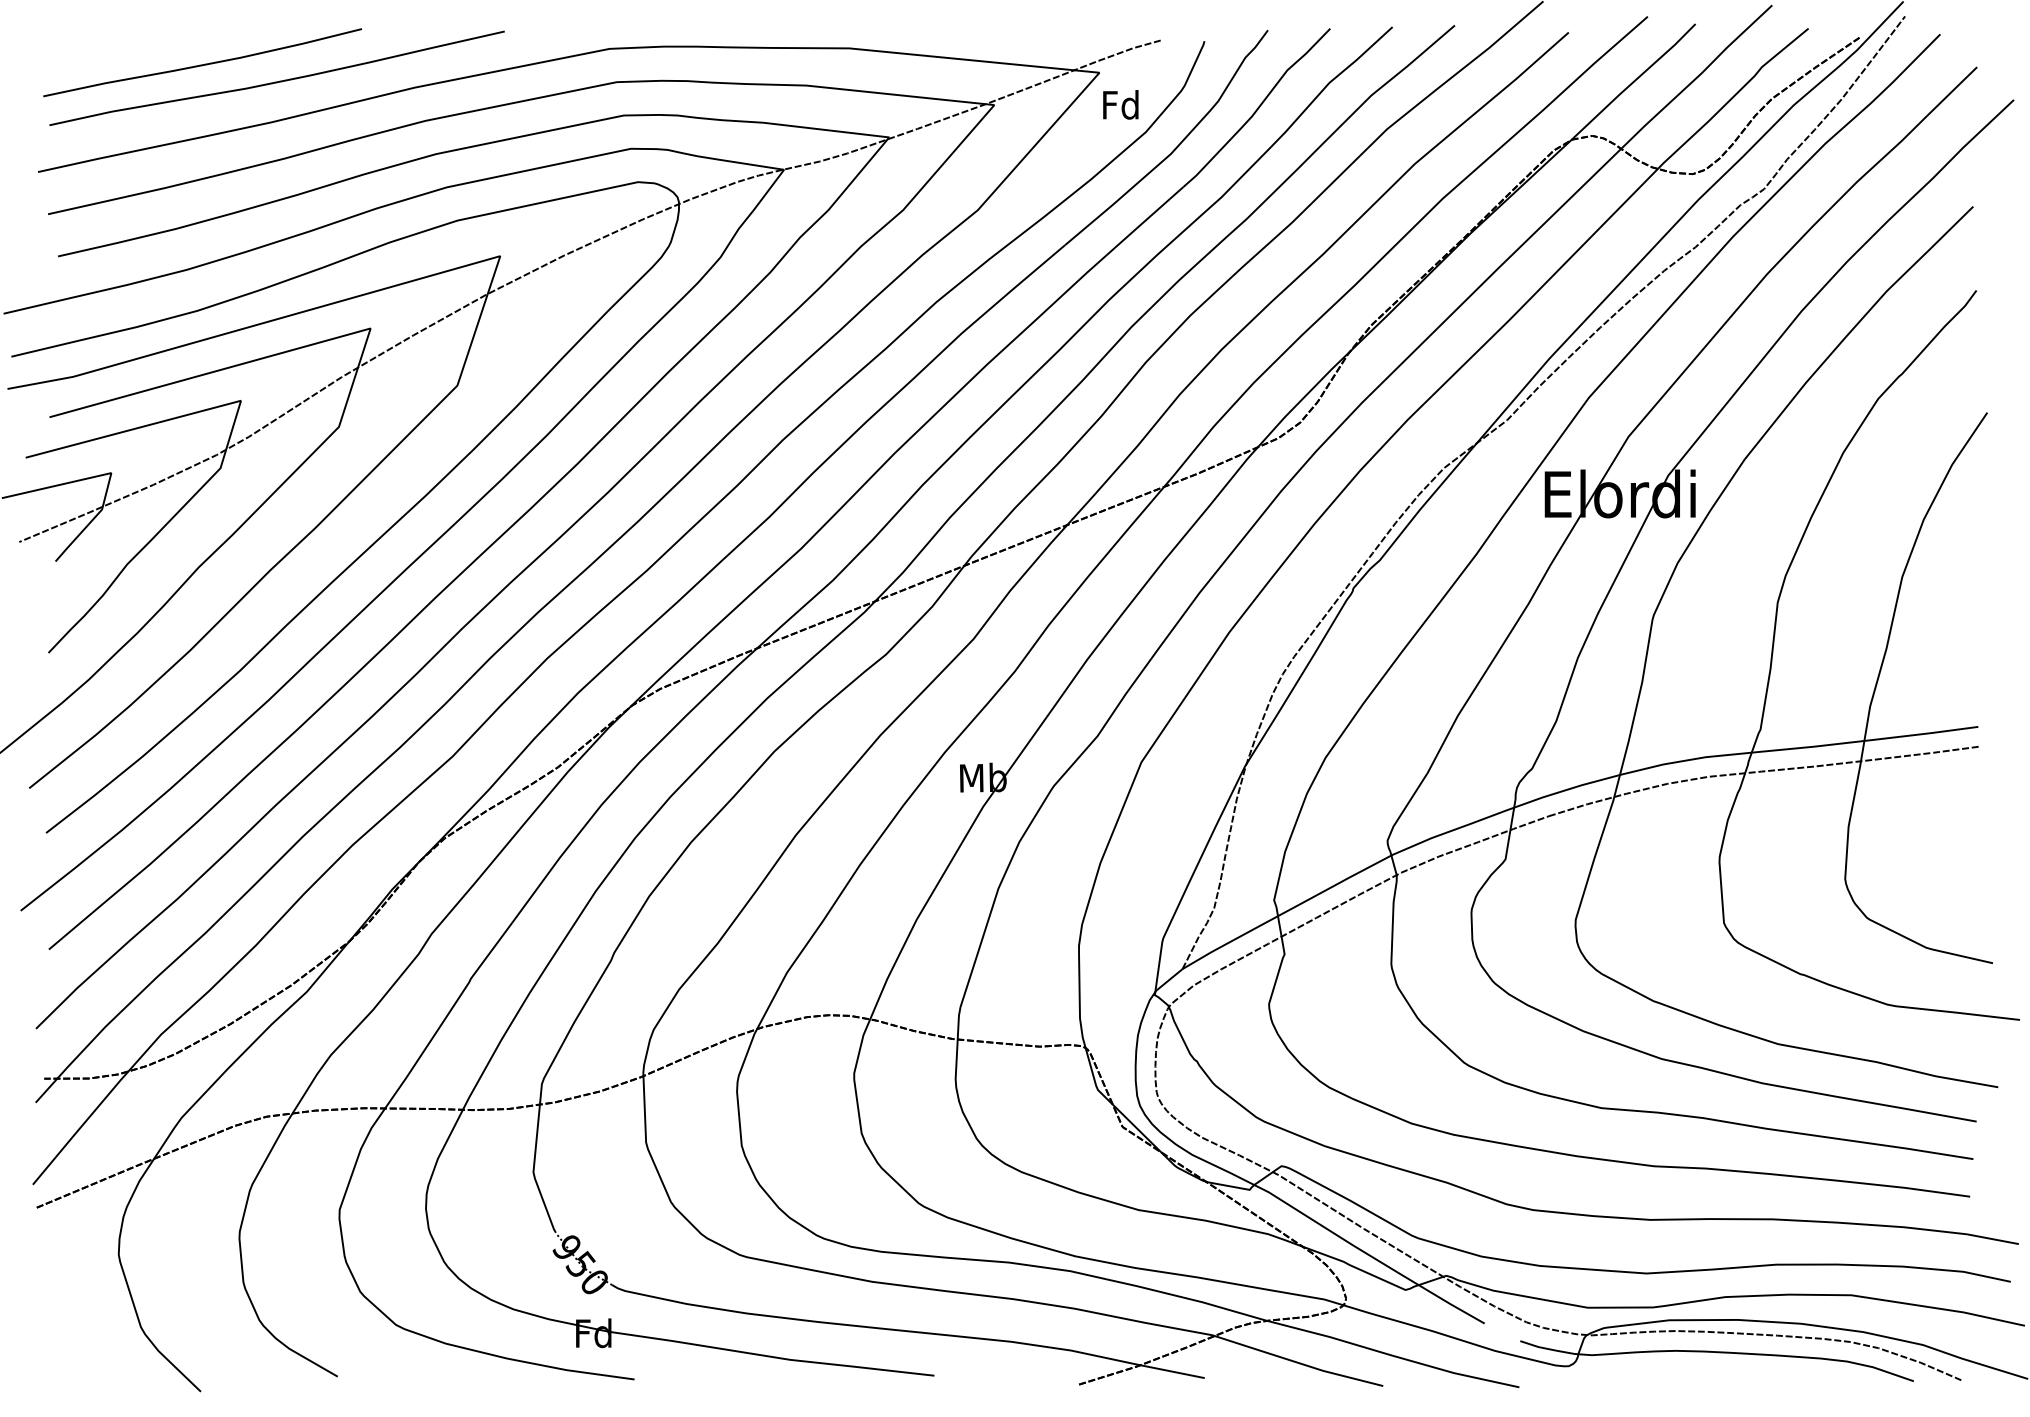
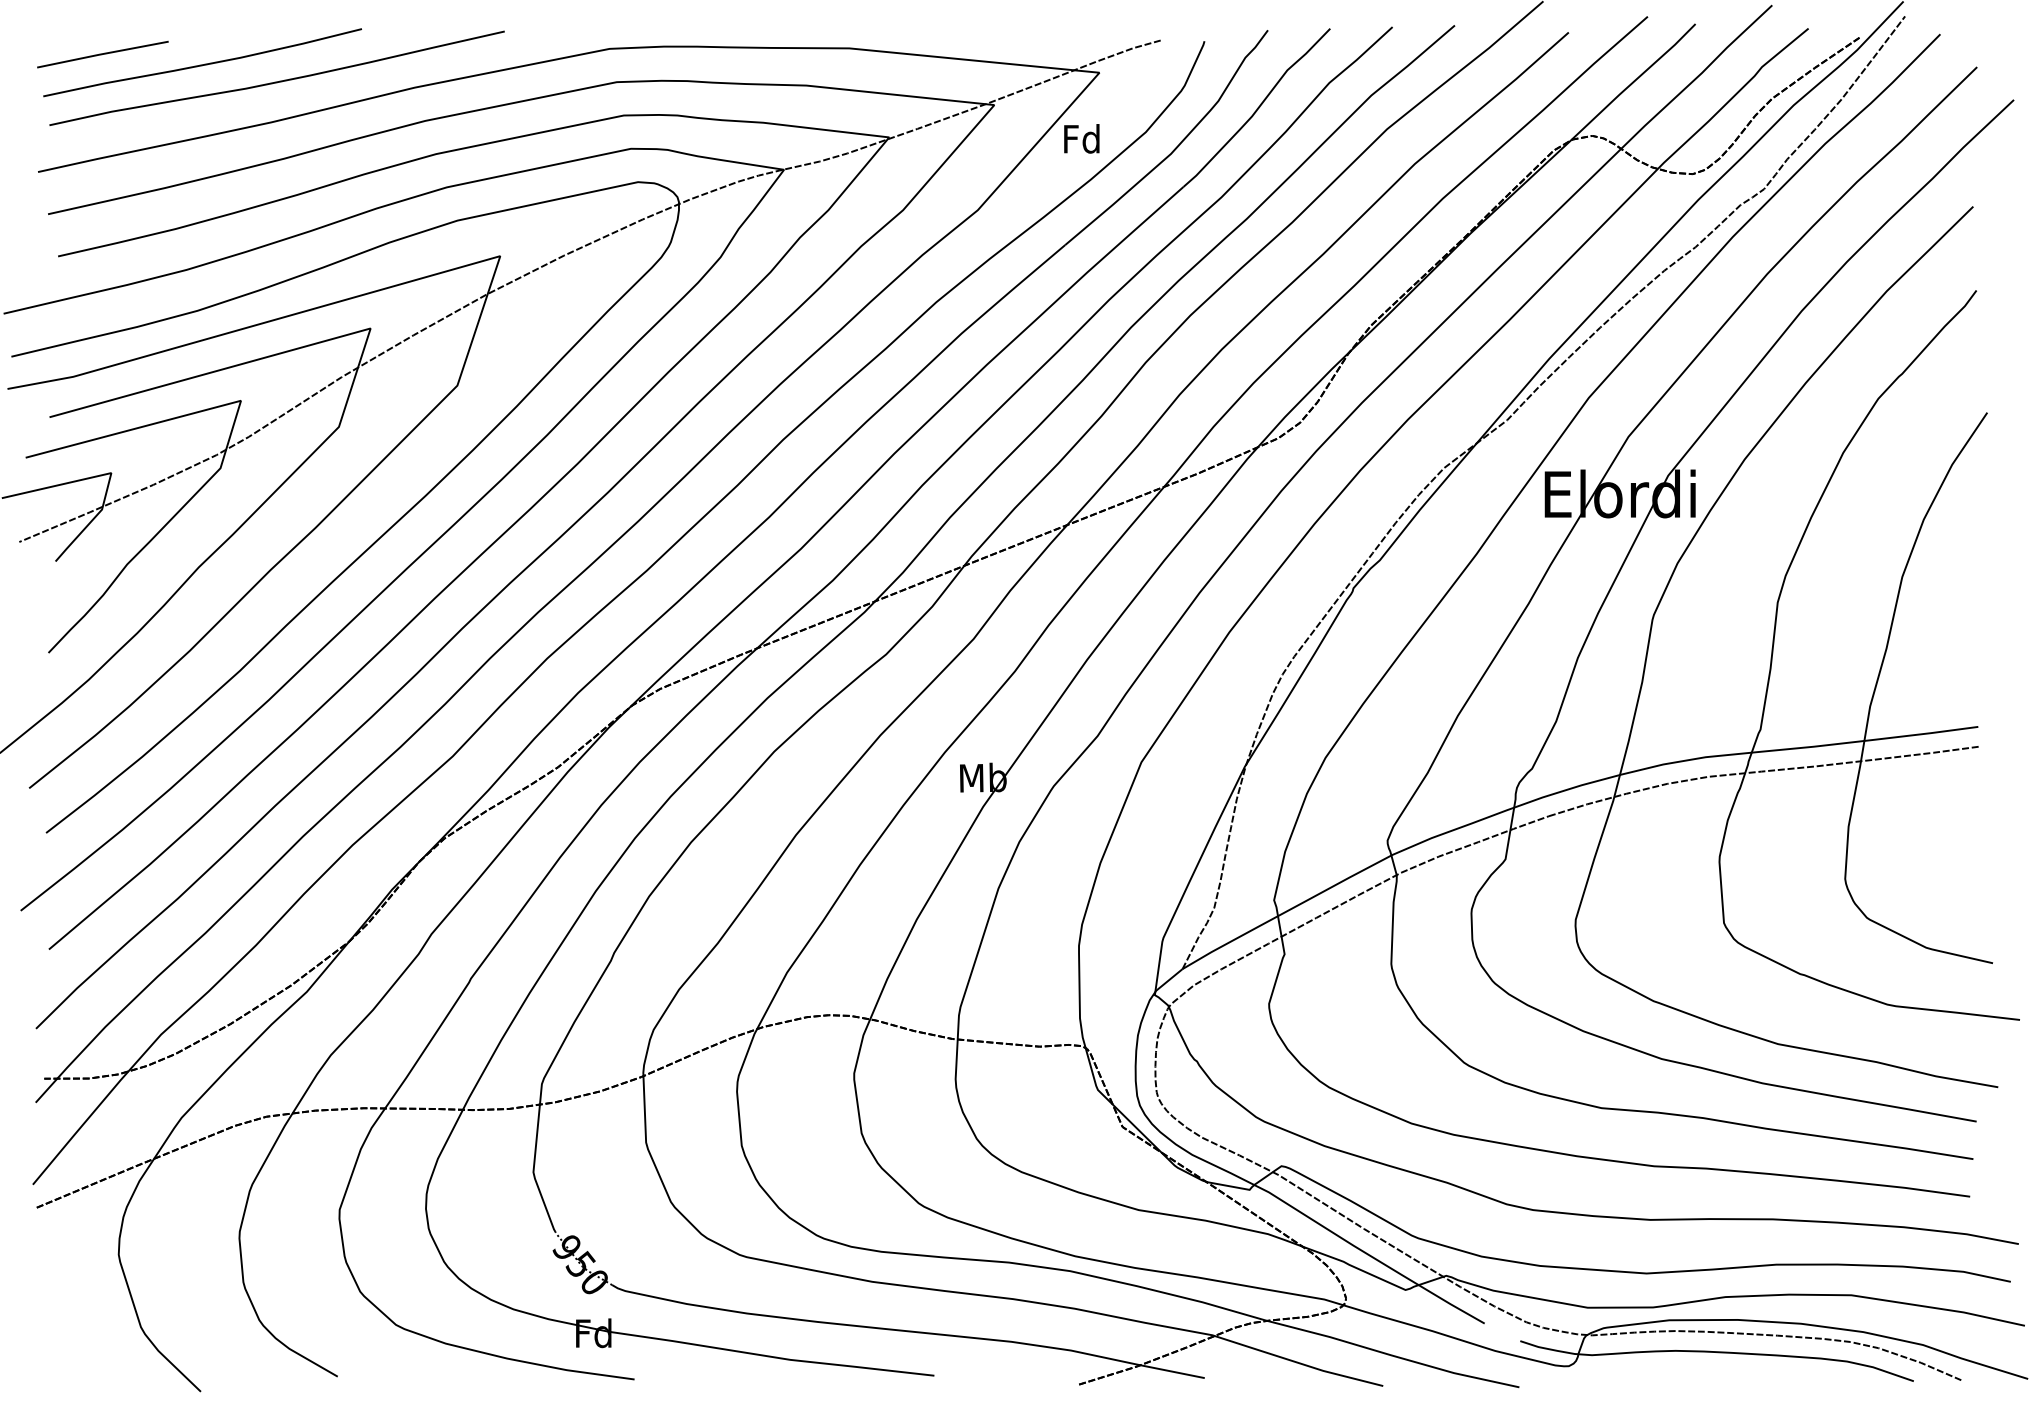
line: none -> present (102, 54)
text position: (1120, 104) -> (1081, 138) (1081, 138)
